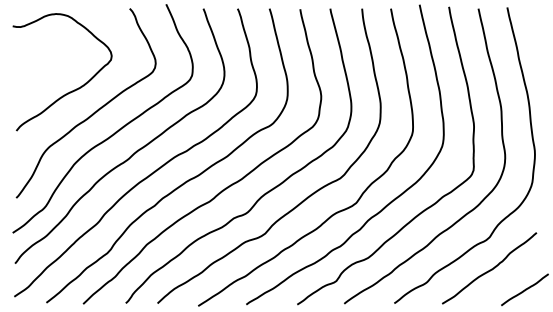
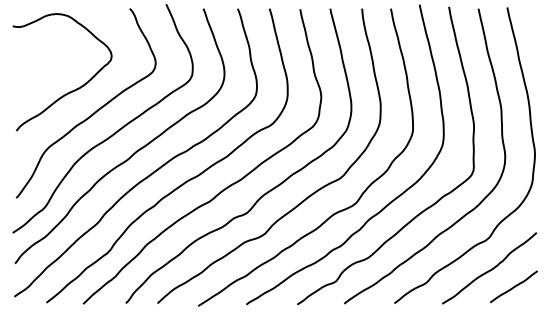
curve position: (524, 289) -> (513, 286) (513, 286)
